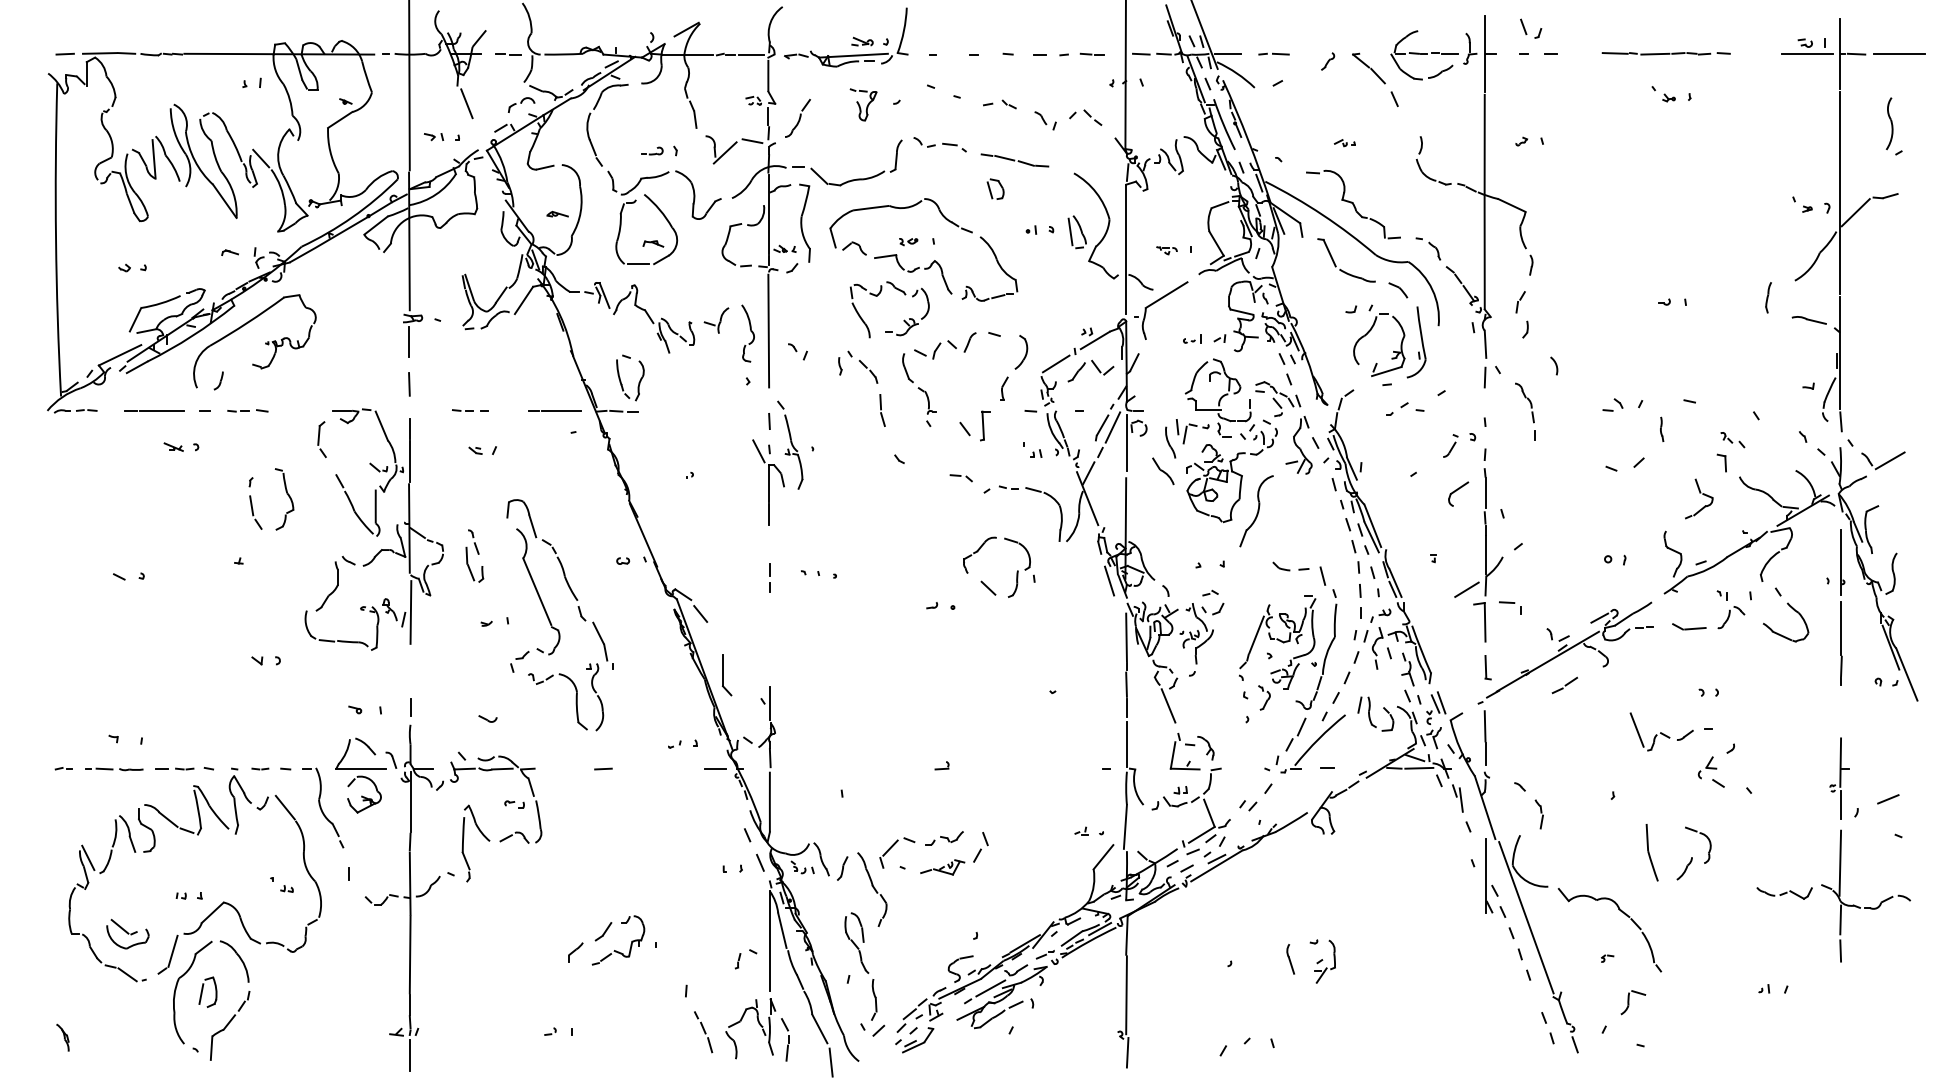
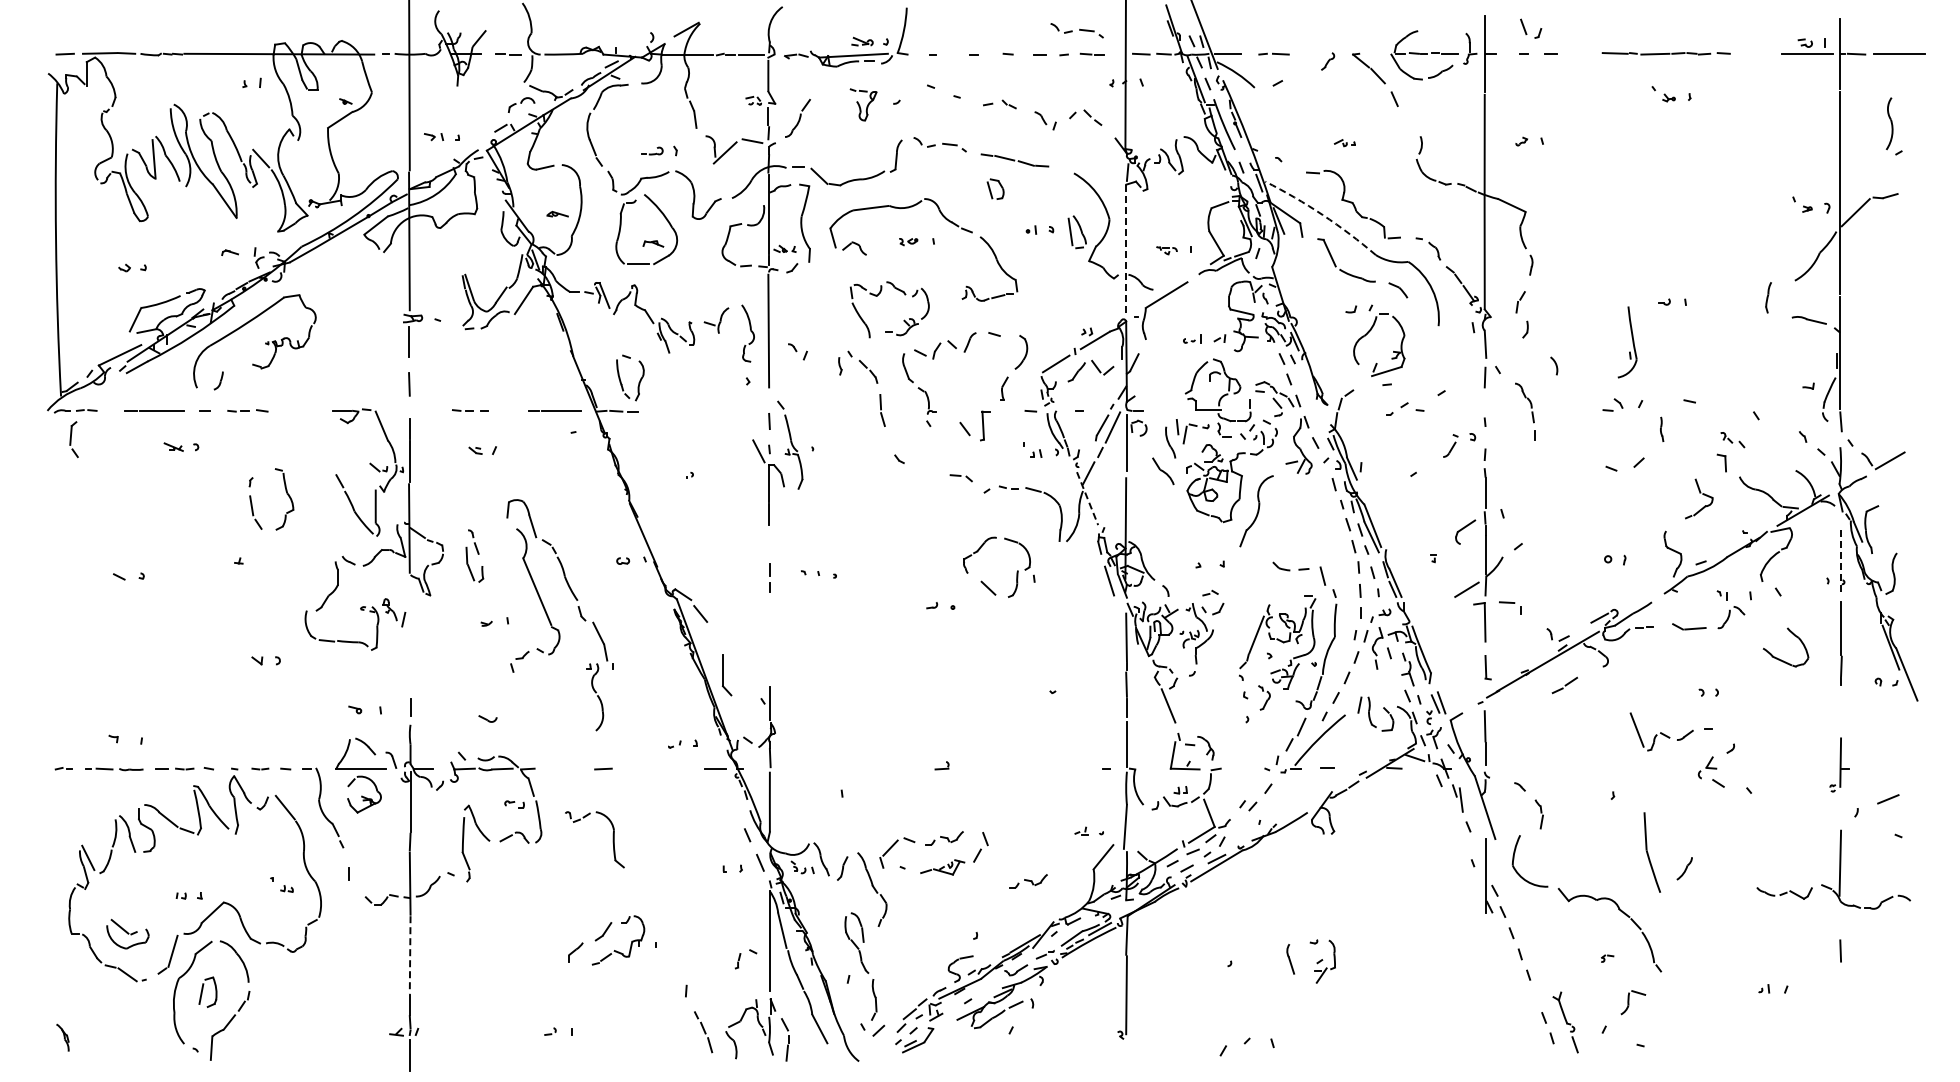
part: none -> present (1076, 30)
line: present -> none (466, 103)
arc: solid -> dashed (1322, 215)
line: solid -> dashed (1126, 249)
part: present -> none (913, 274)
part position: (1416, 342) -> (1627, 342) (1627, 342)
part position: (321, 439) -> (73, 439) (73, 439)
part position: (1458, 493) -> (1465, 531) (1465, 531)
line: solid -> dashed (1087, 498)
line: solid -> dashed (1841, 563)
line: present -> none (410, 612)
part position: (1781, 634) -> (1781, 659) (1781, 659)
part position: (575, 701) -> (612, 839) (612, 839)
line: present -> none (1419, 767)
line: present -> none (1841, 804)
part: present -> none (1704, 836)
part size: 14x58 px -> 18x81 px (1651, 852)
part: none -> present (1028, 881)
line: present -> none (1526, 917)
line: present -> none (1840, 919)
line: solid -> dashed (410, 954)
line: present -> none (990, 988)
line: present -> none (1127, 1052)
line: present -> none (830, 1062)
